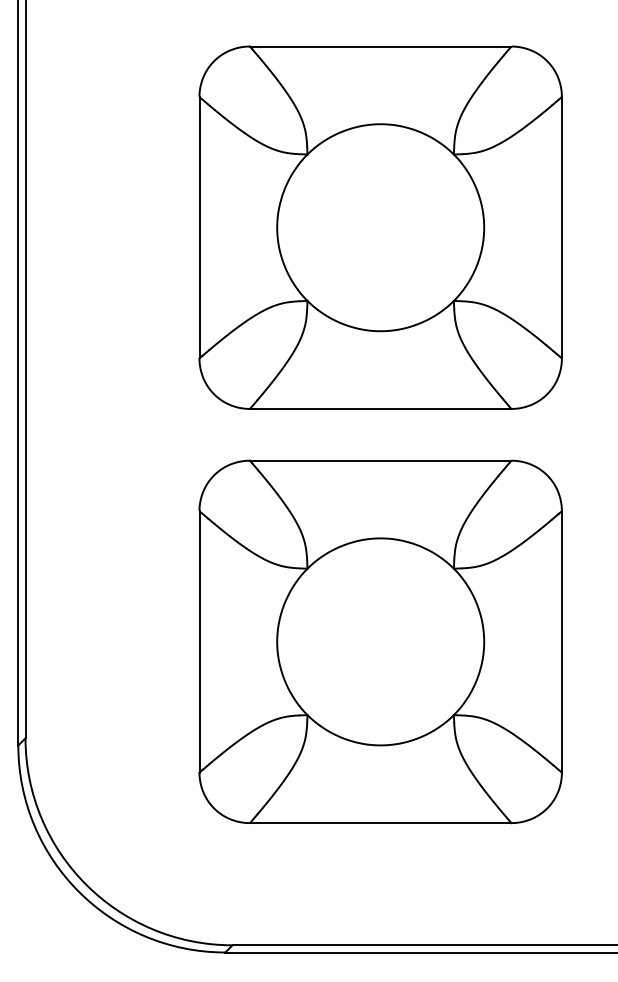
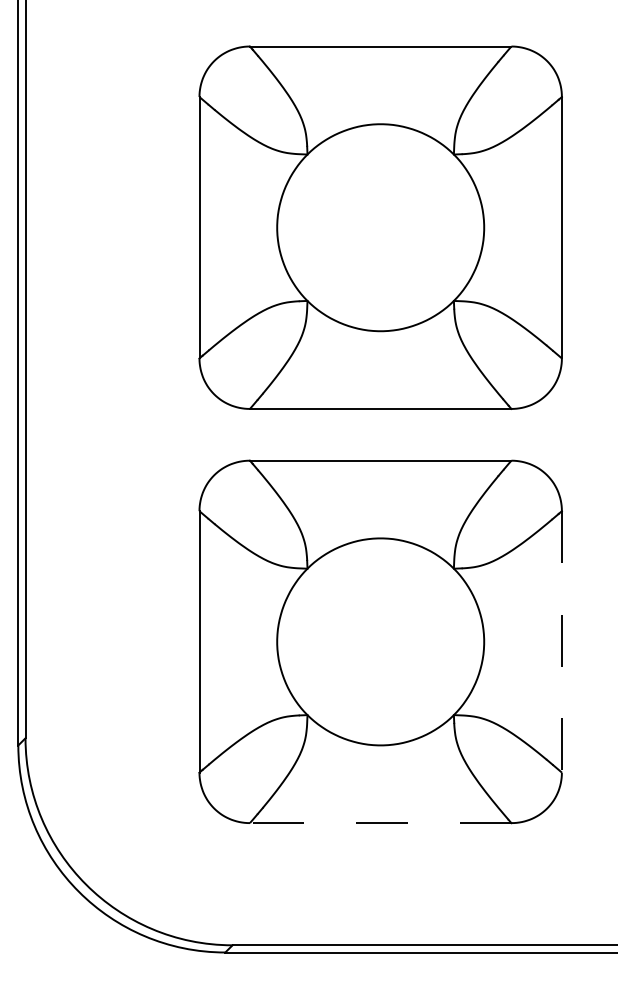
line: solid -> dashed (561, 641)
line: solid -> dashed (380, 823)
